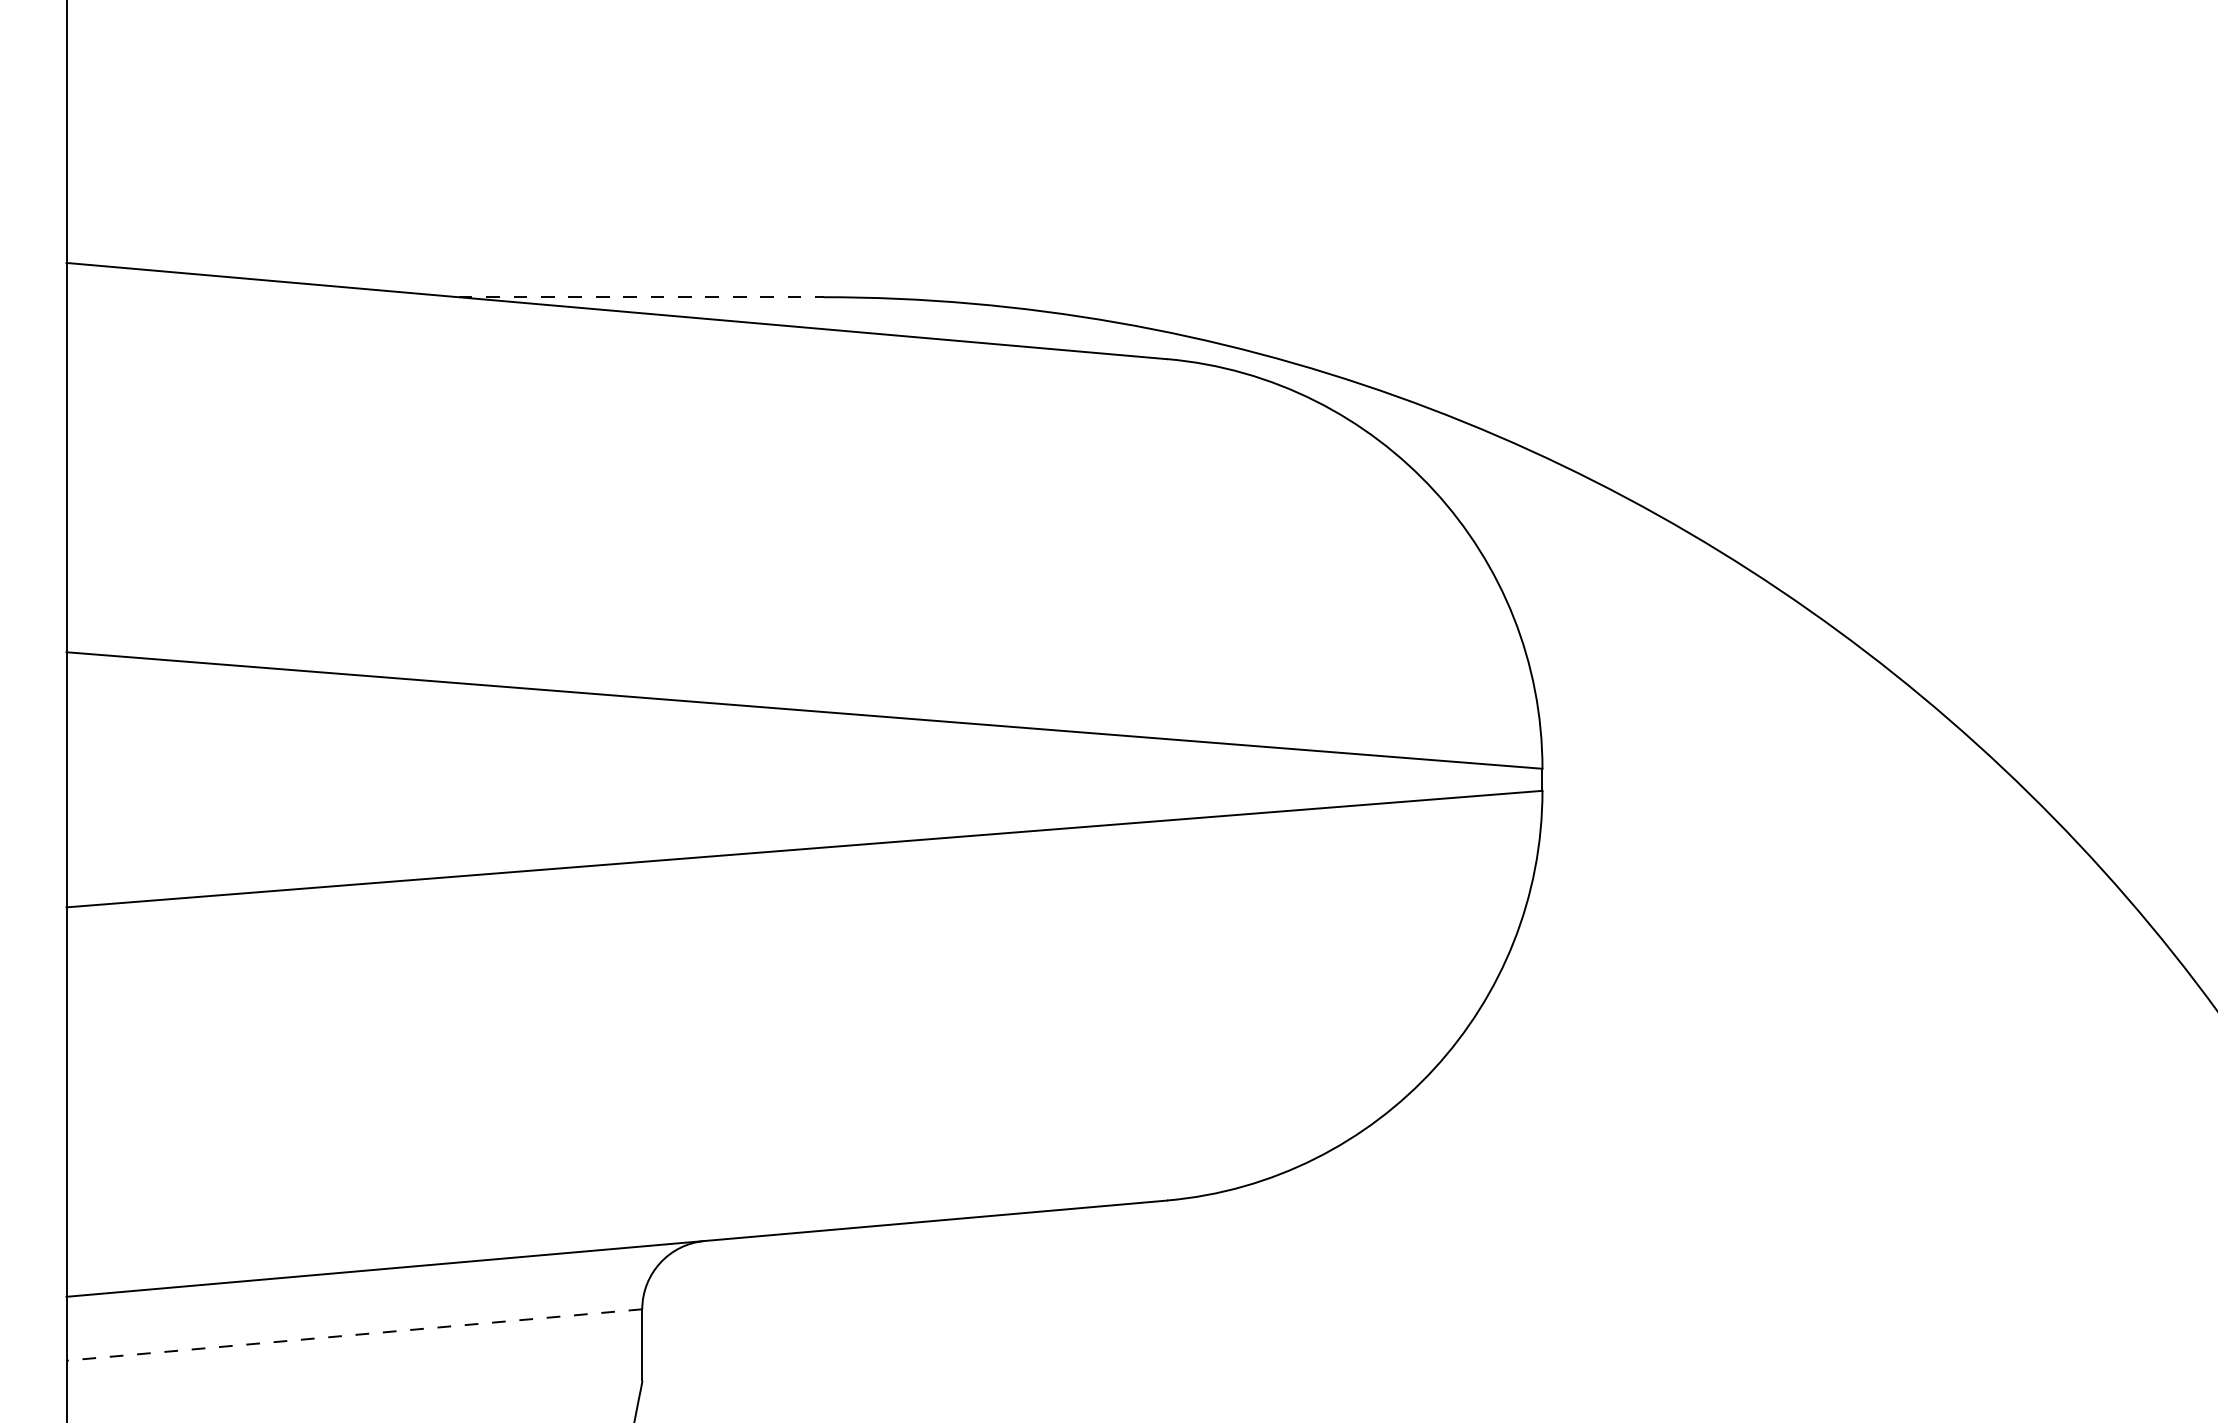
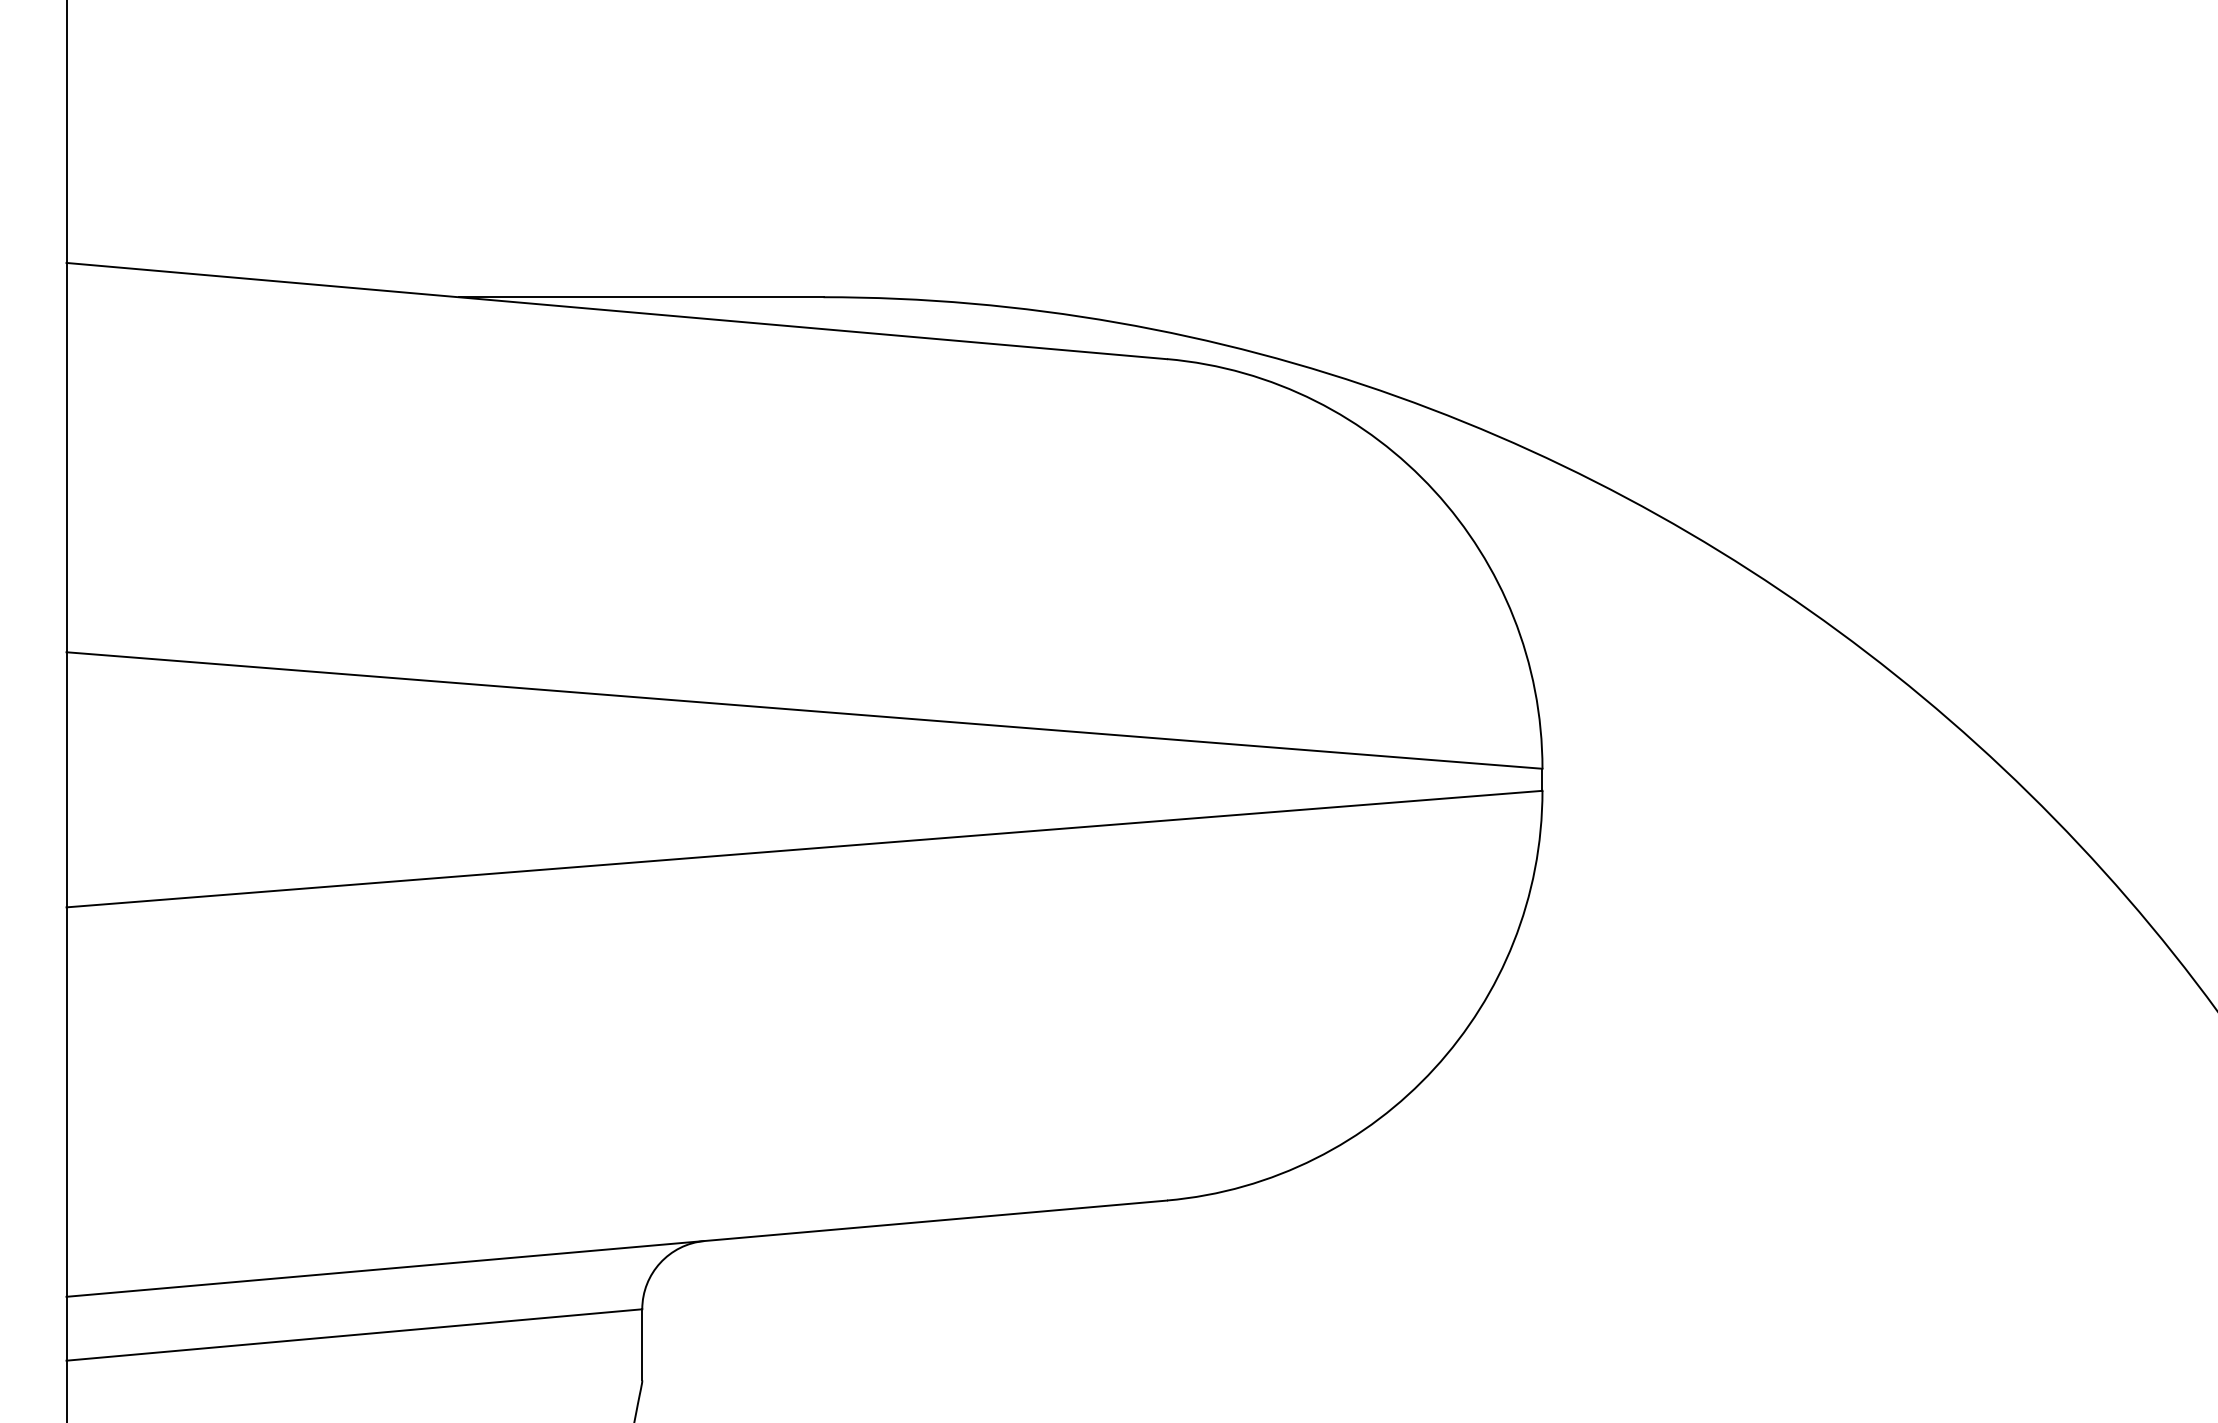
line: dashed -> solid (641, 297)
line: dashed -> solid (353, 1335)
